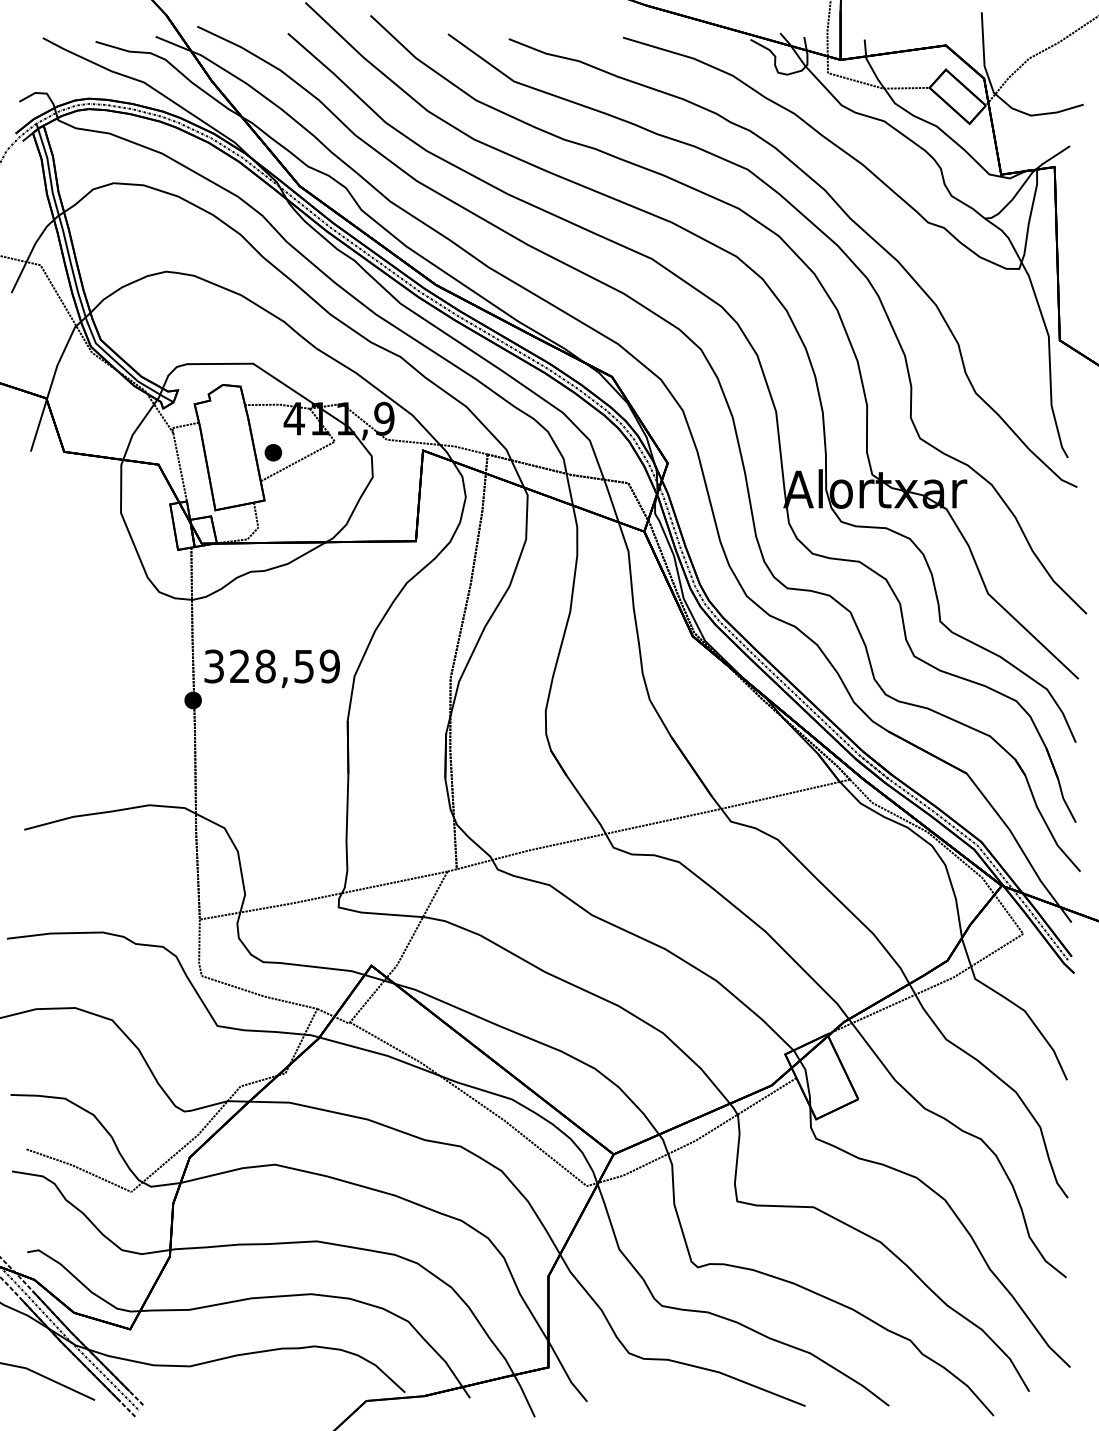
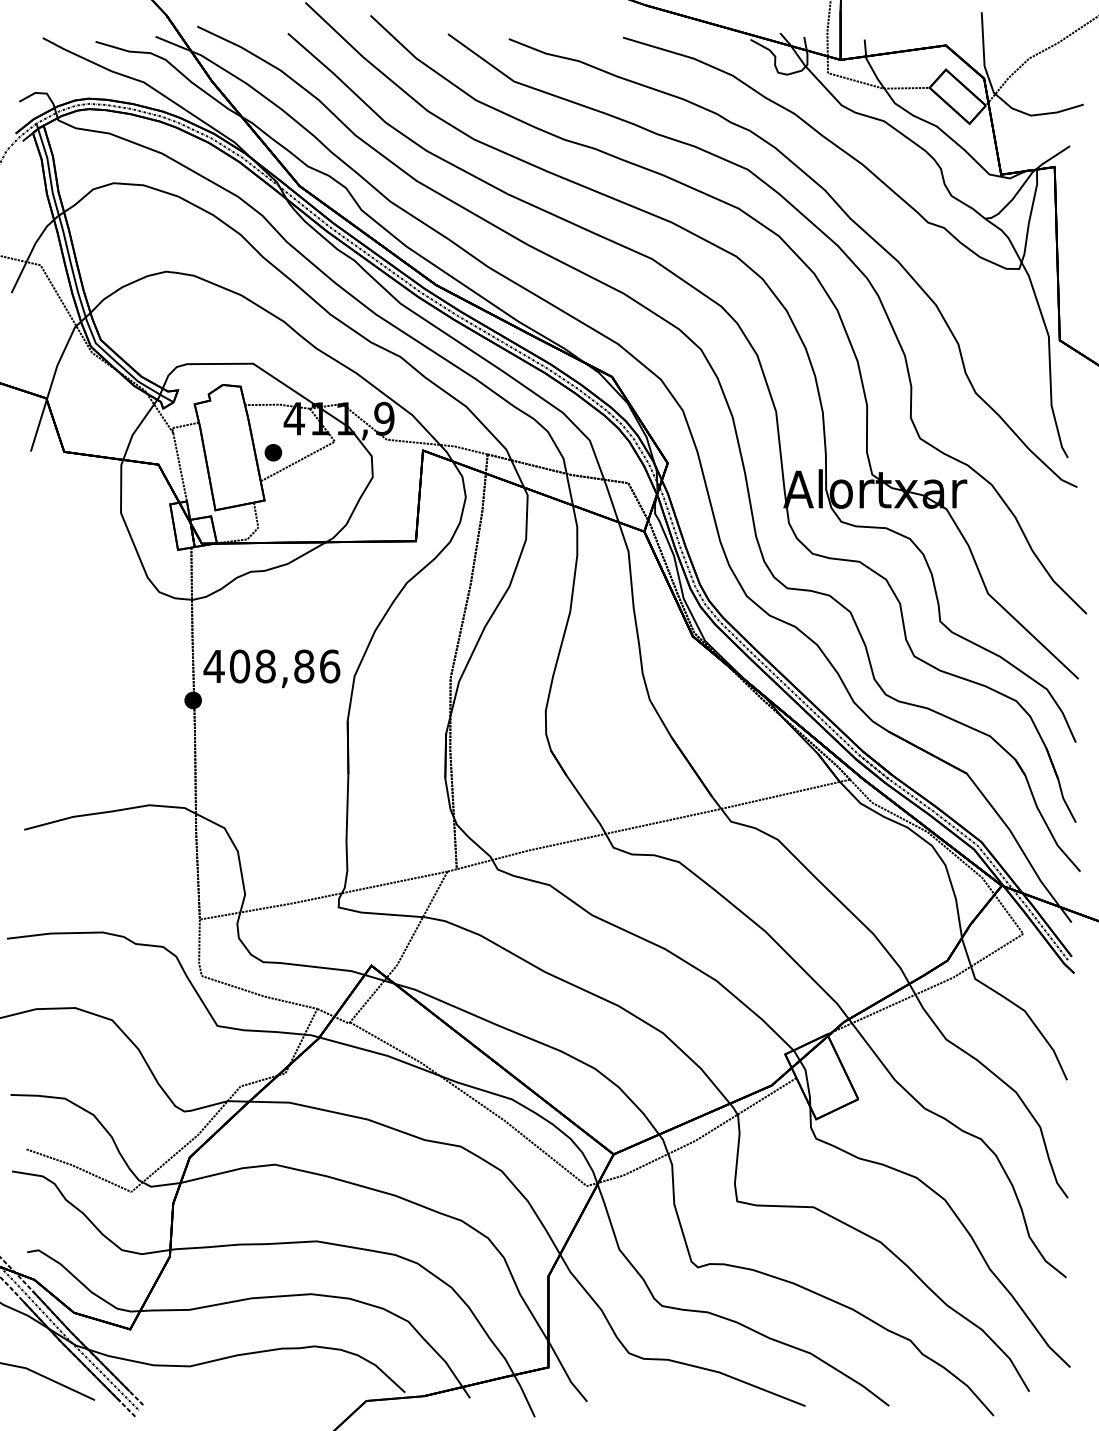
text: 328,59 -> 408,86 (271, 666)
